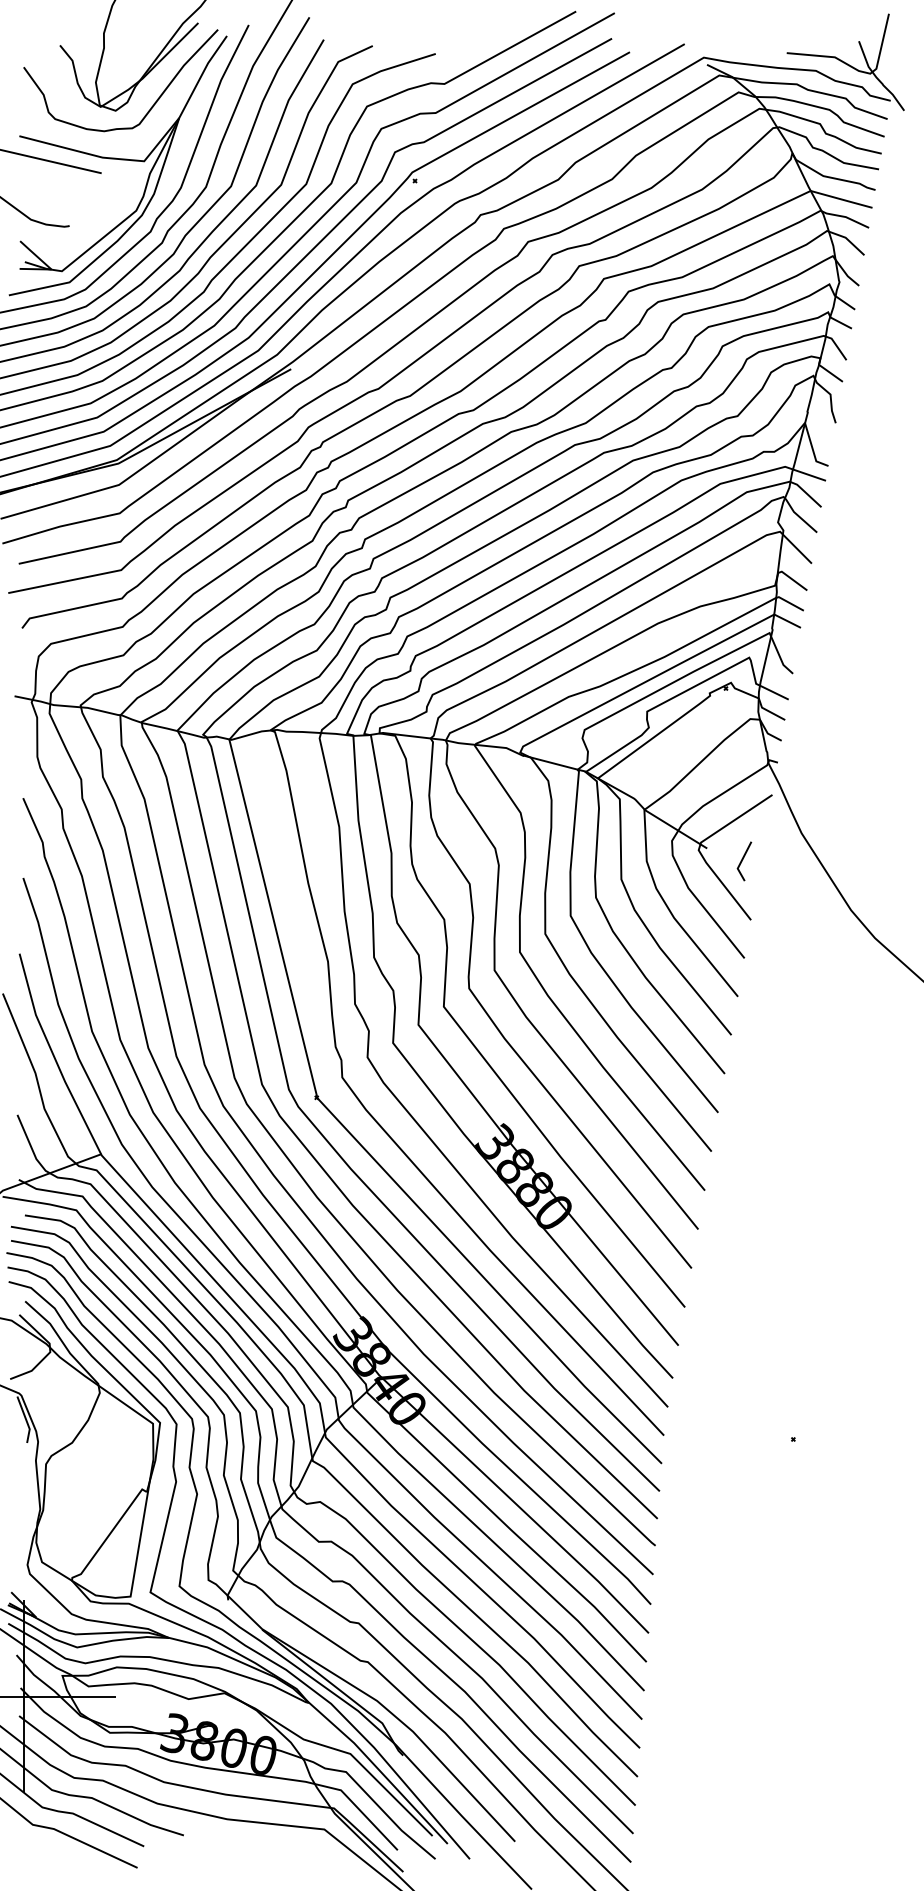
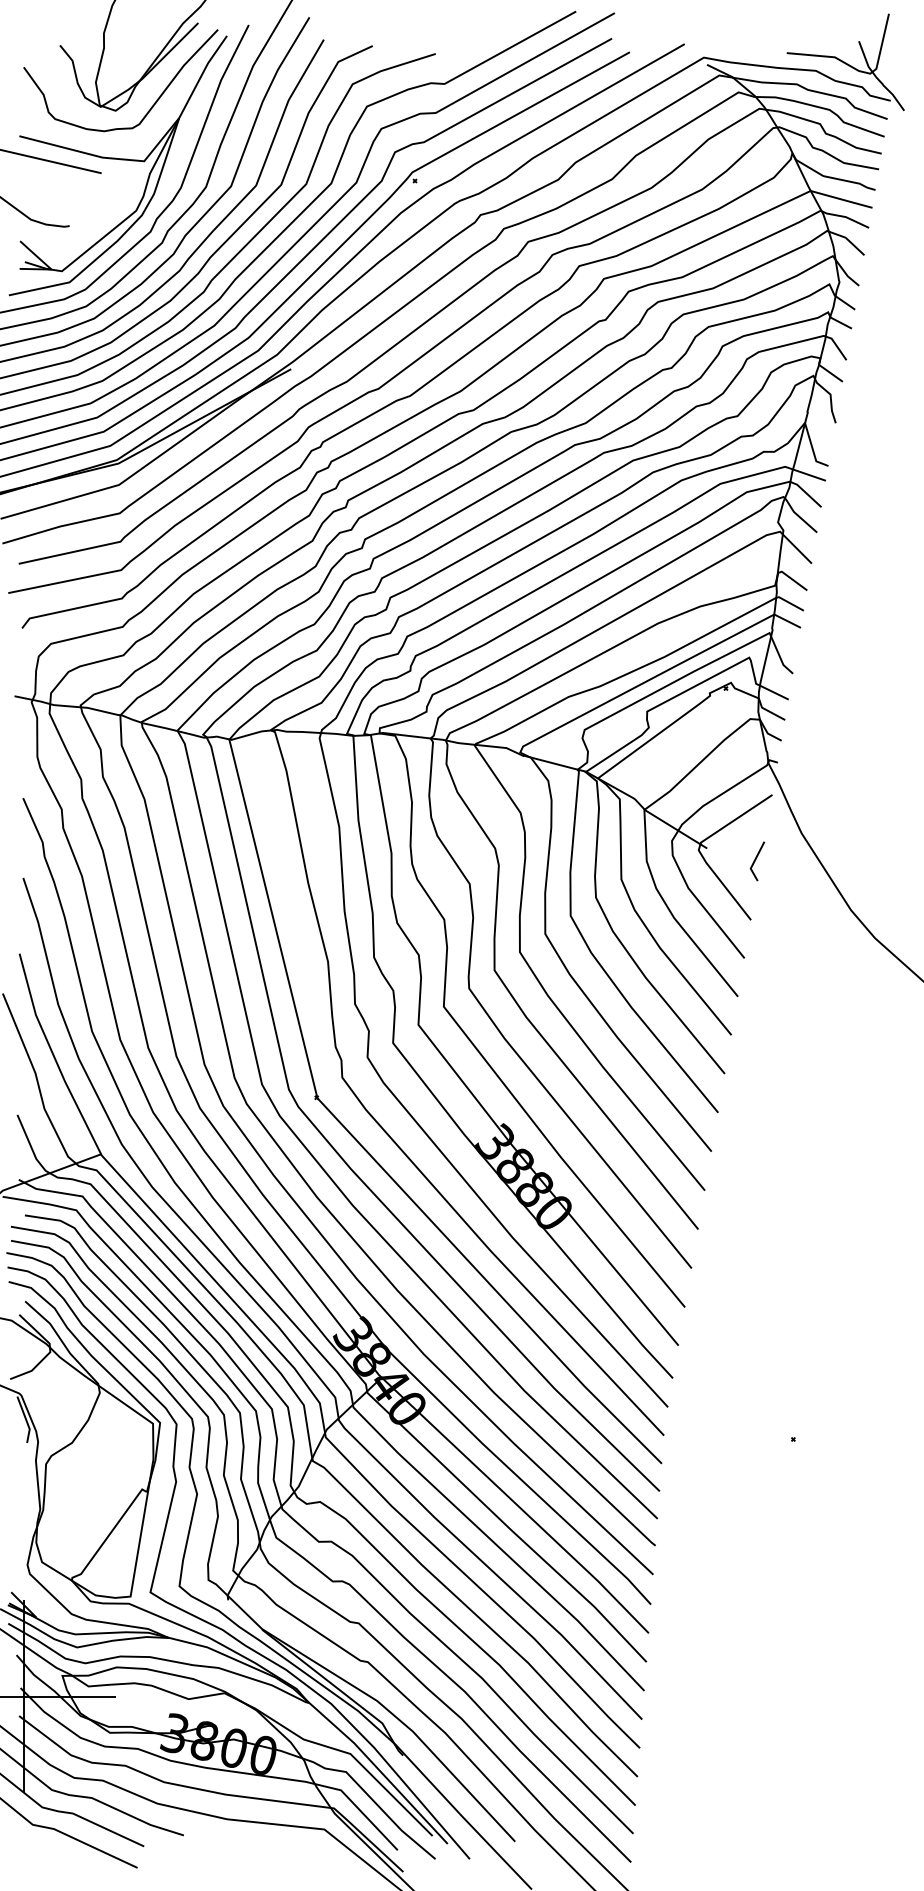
line position: (742, 861) -> (755, 861) (755, 861)
